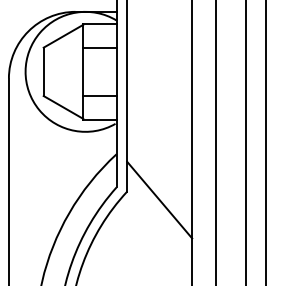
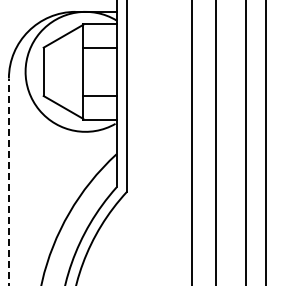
line: solid -> dashed (8, 181)
line: present -> none (159, 199)
